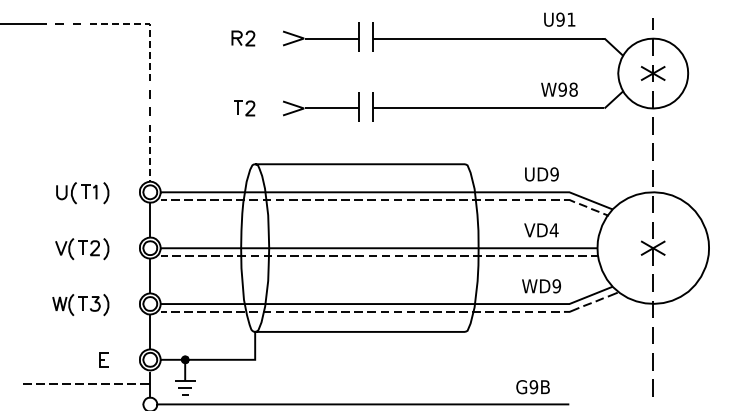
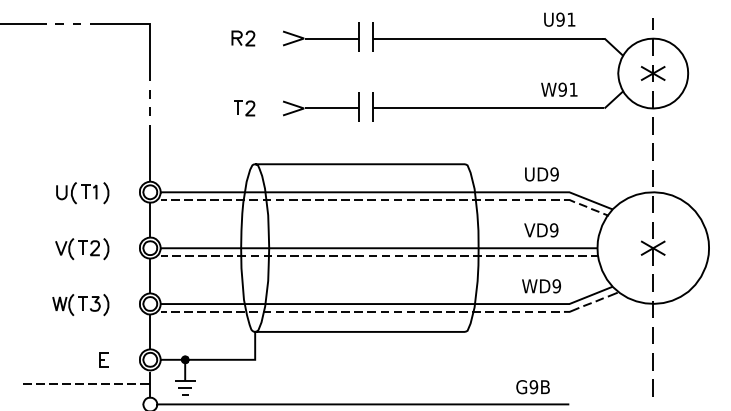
line: dashed -> solid (149, 24)
text: W98 -> W91 (573, 89)
line: dashed -> solid (150, 153)
text: VD4 -> VD9 (553, 230)
